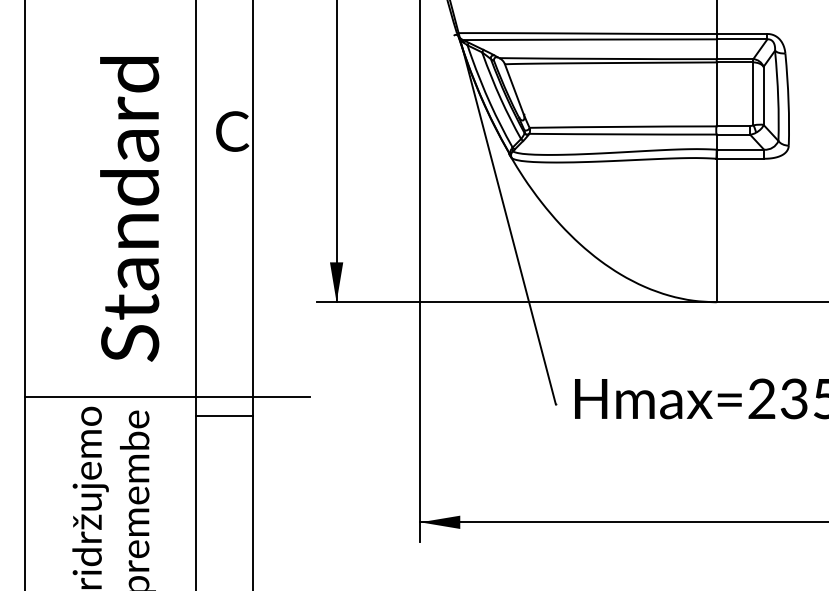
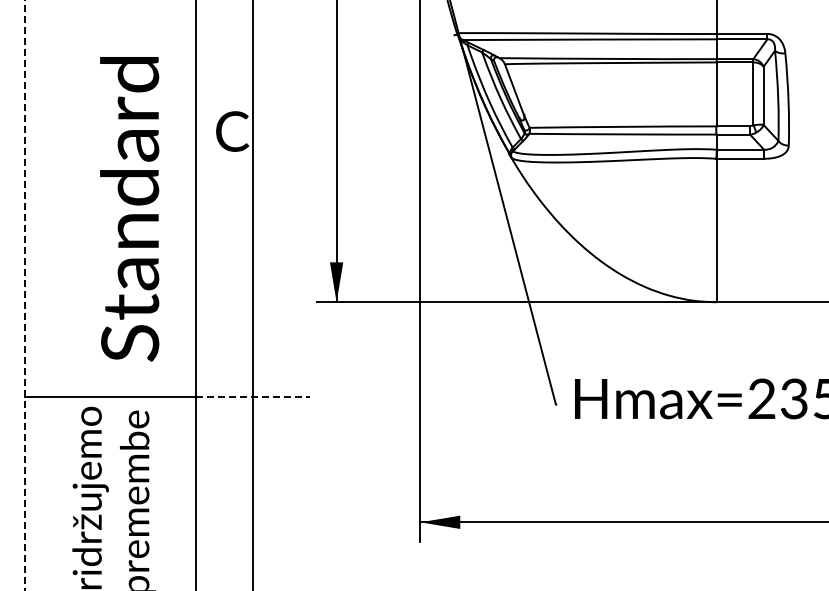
line: solid -> dashed (24, 295)
line: solid -> dashed (253, 397)
line: present -> none (223, 416)
